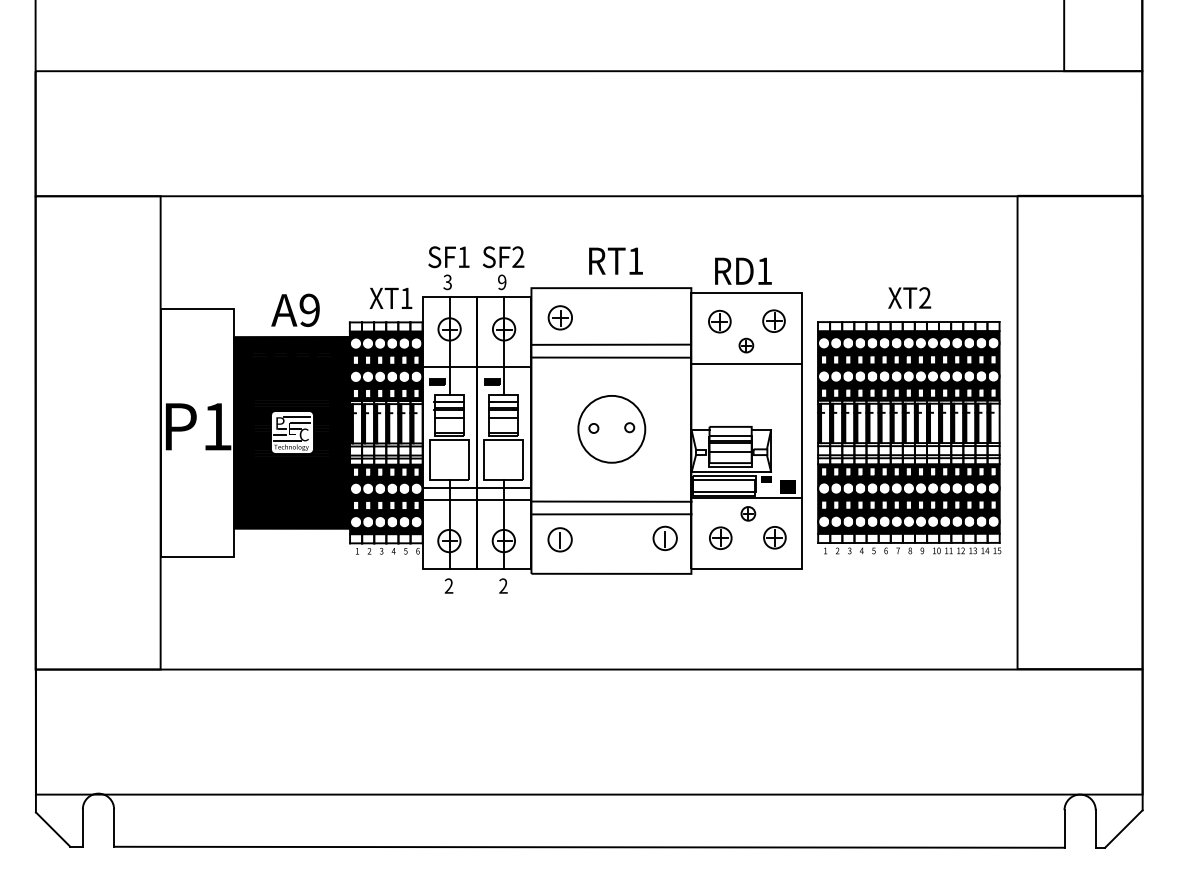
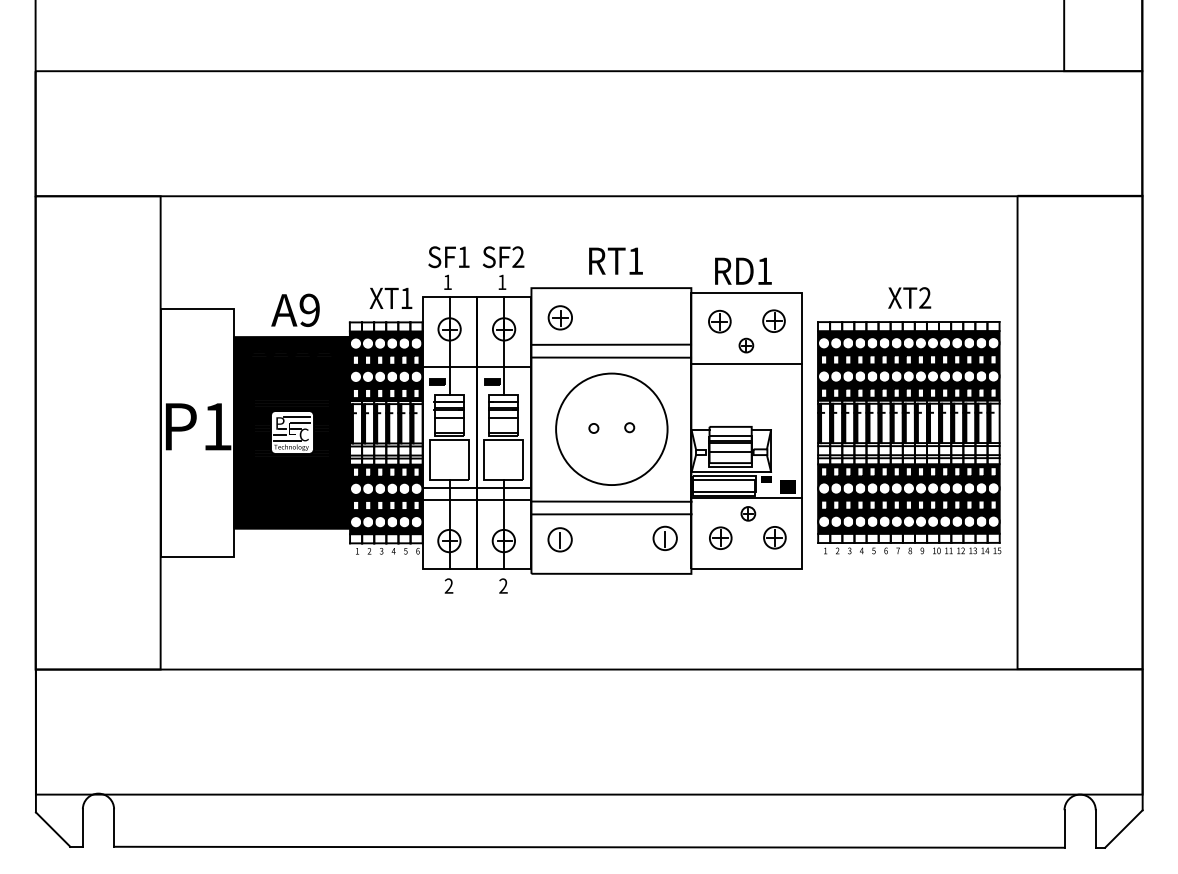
text: 3 -> 1 (447, 282)
text: 9 -> 1 (502, 282)
circle diameter: 67 px -> 111 px (611, 429)
